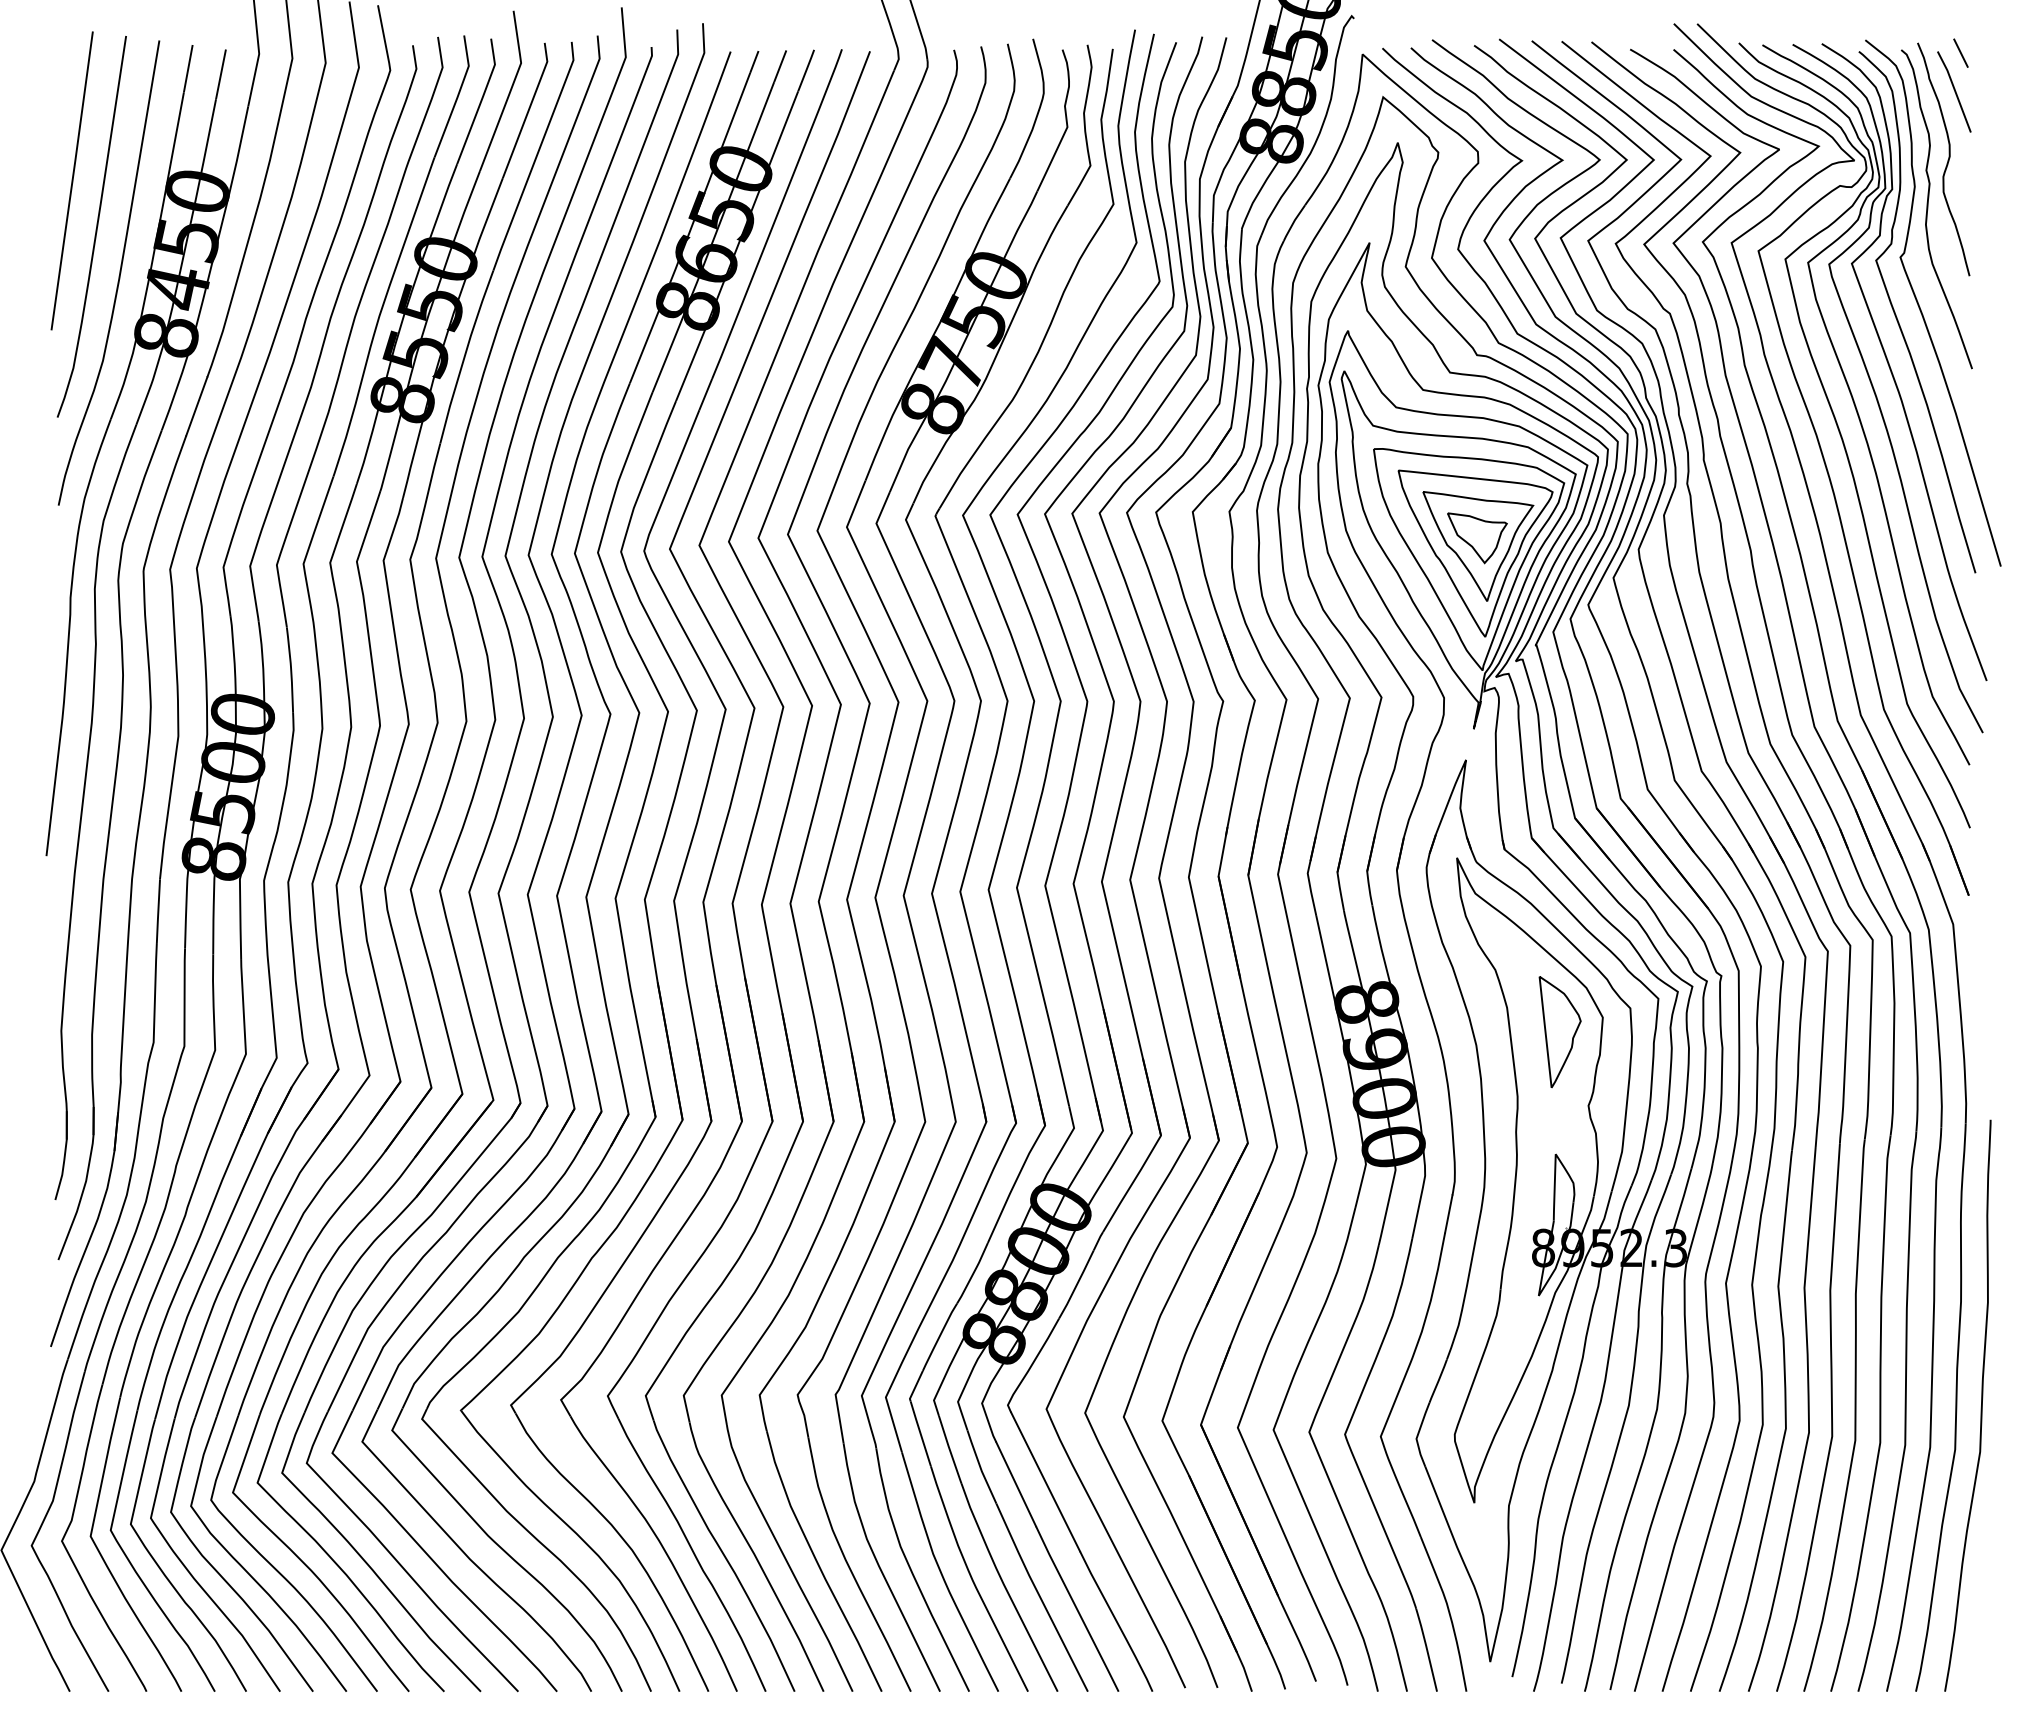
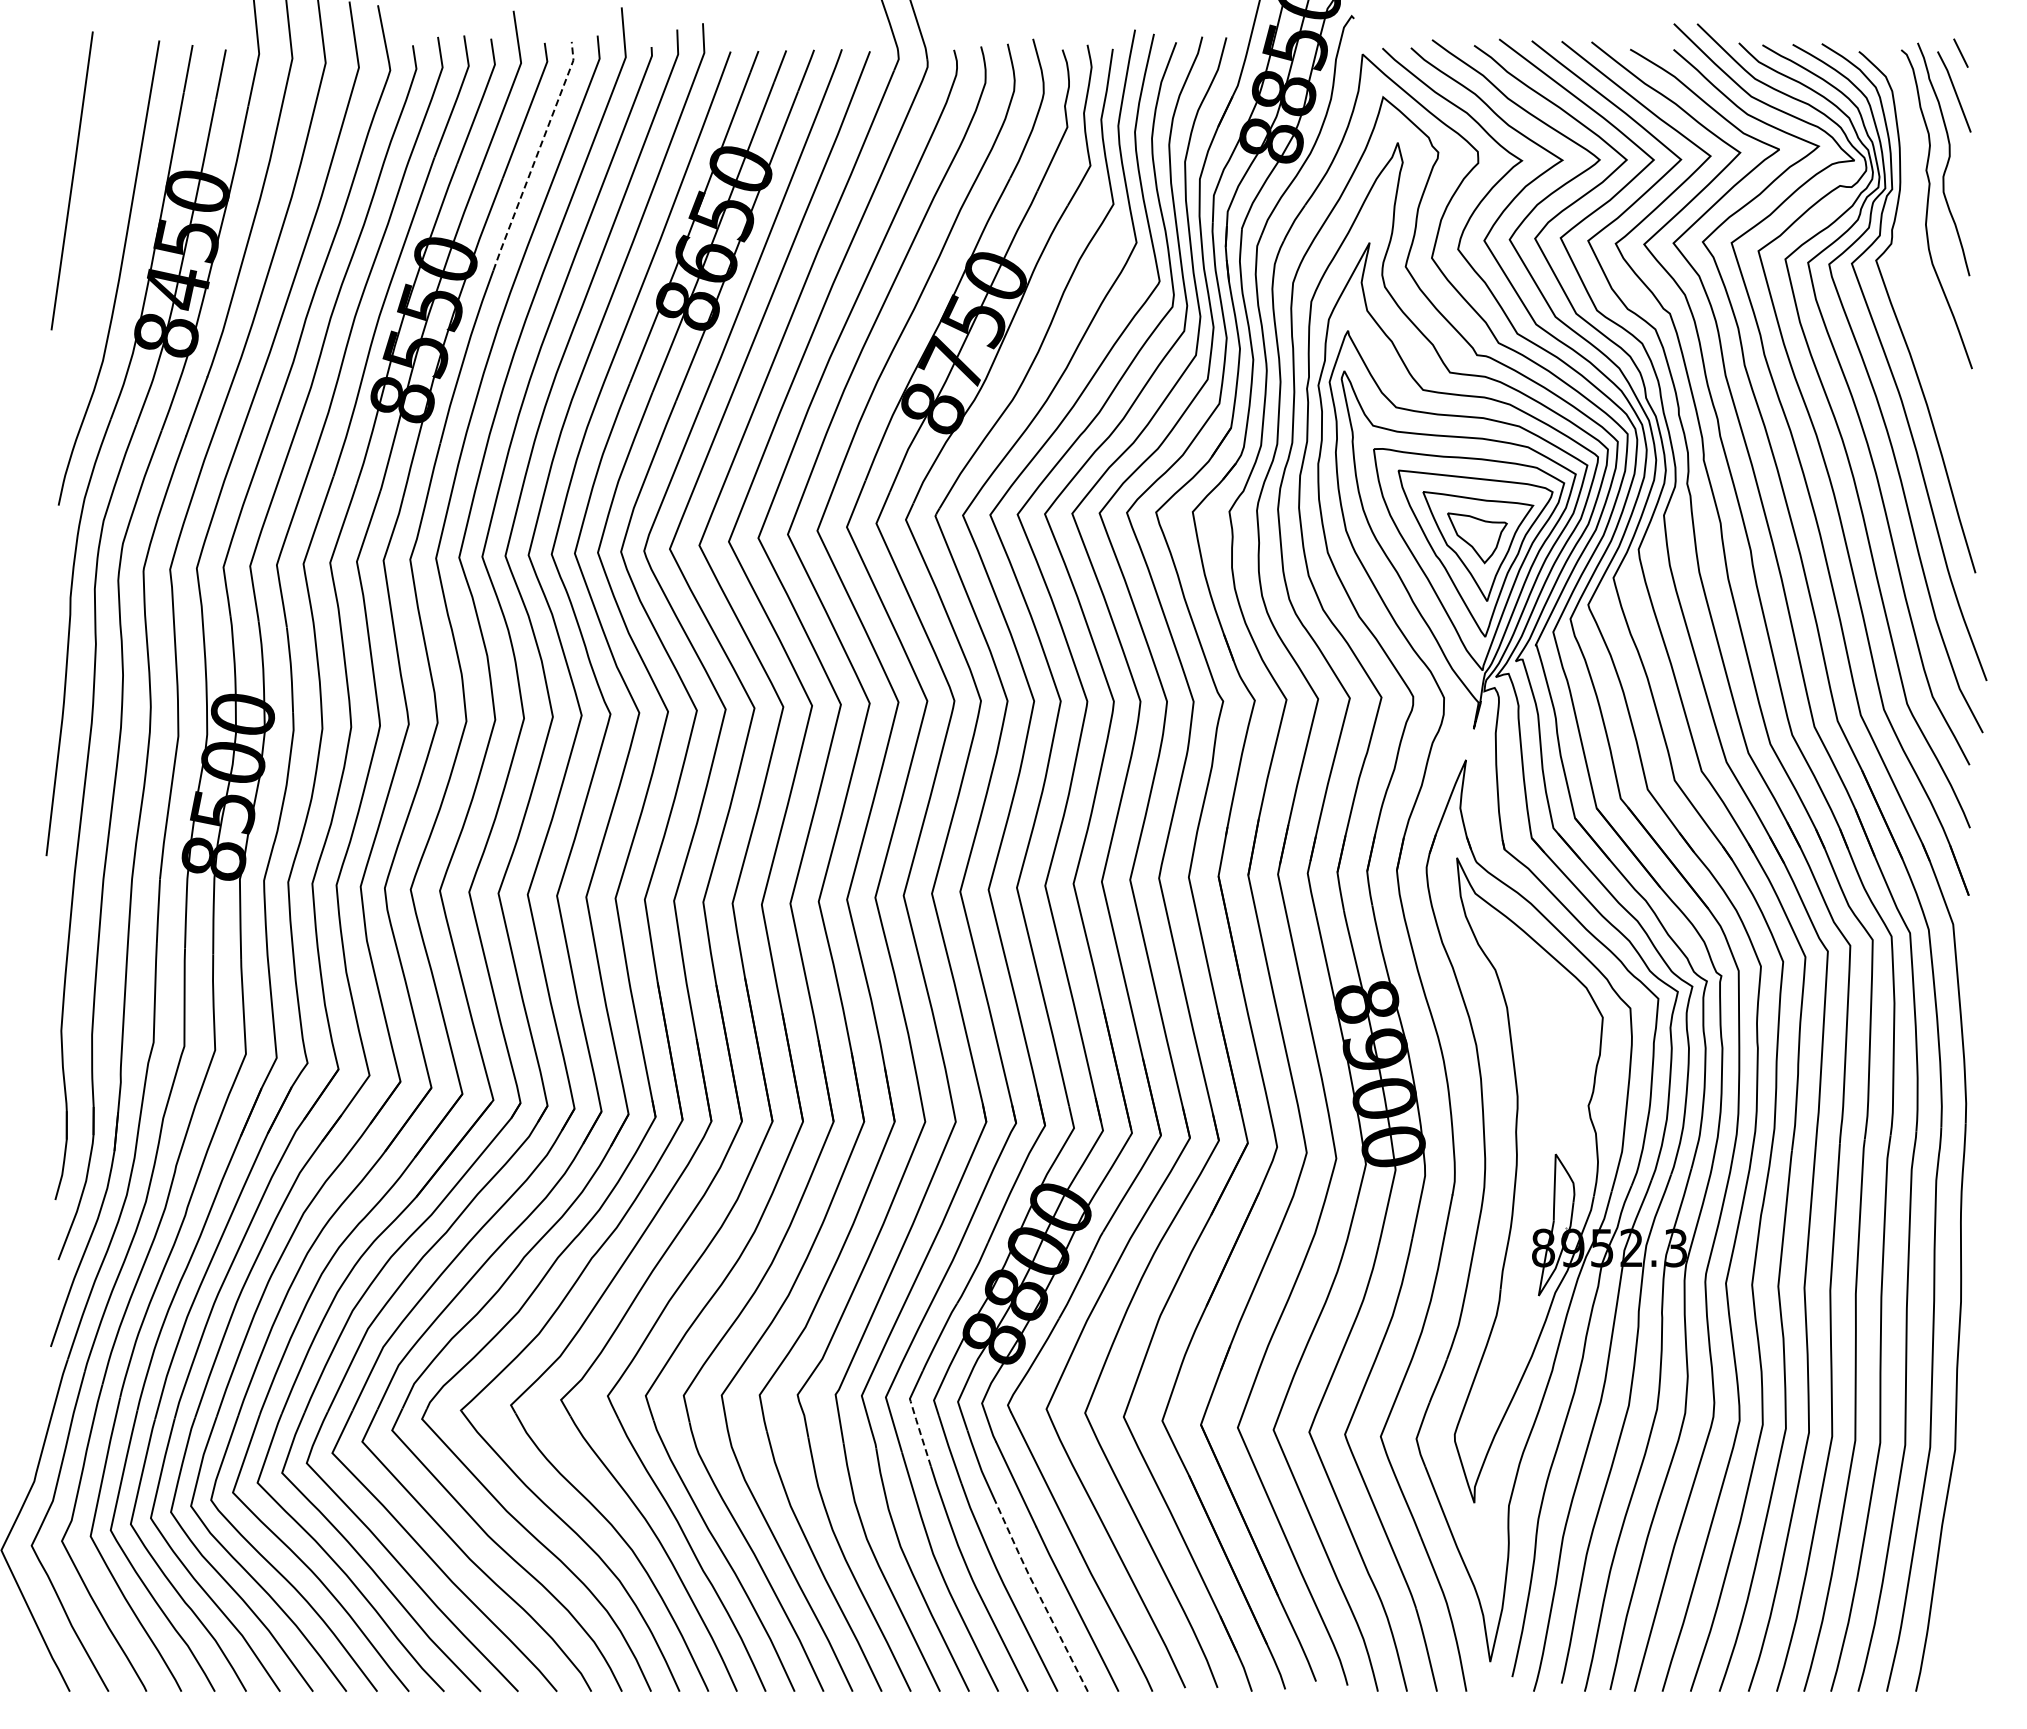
line: solid -> dashed (536, 156)
curve: present -> none (96, 226)
curve: present -> none (1920, 306)
part: present -> none (1559, 1032)
curve: present -> none (1980, 1407)
line: solid -> dashed (920, 1433)
line: solid -> dashed (1039, 1596)
